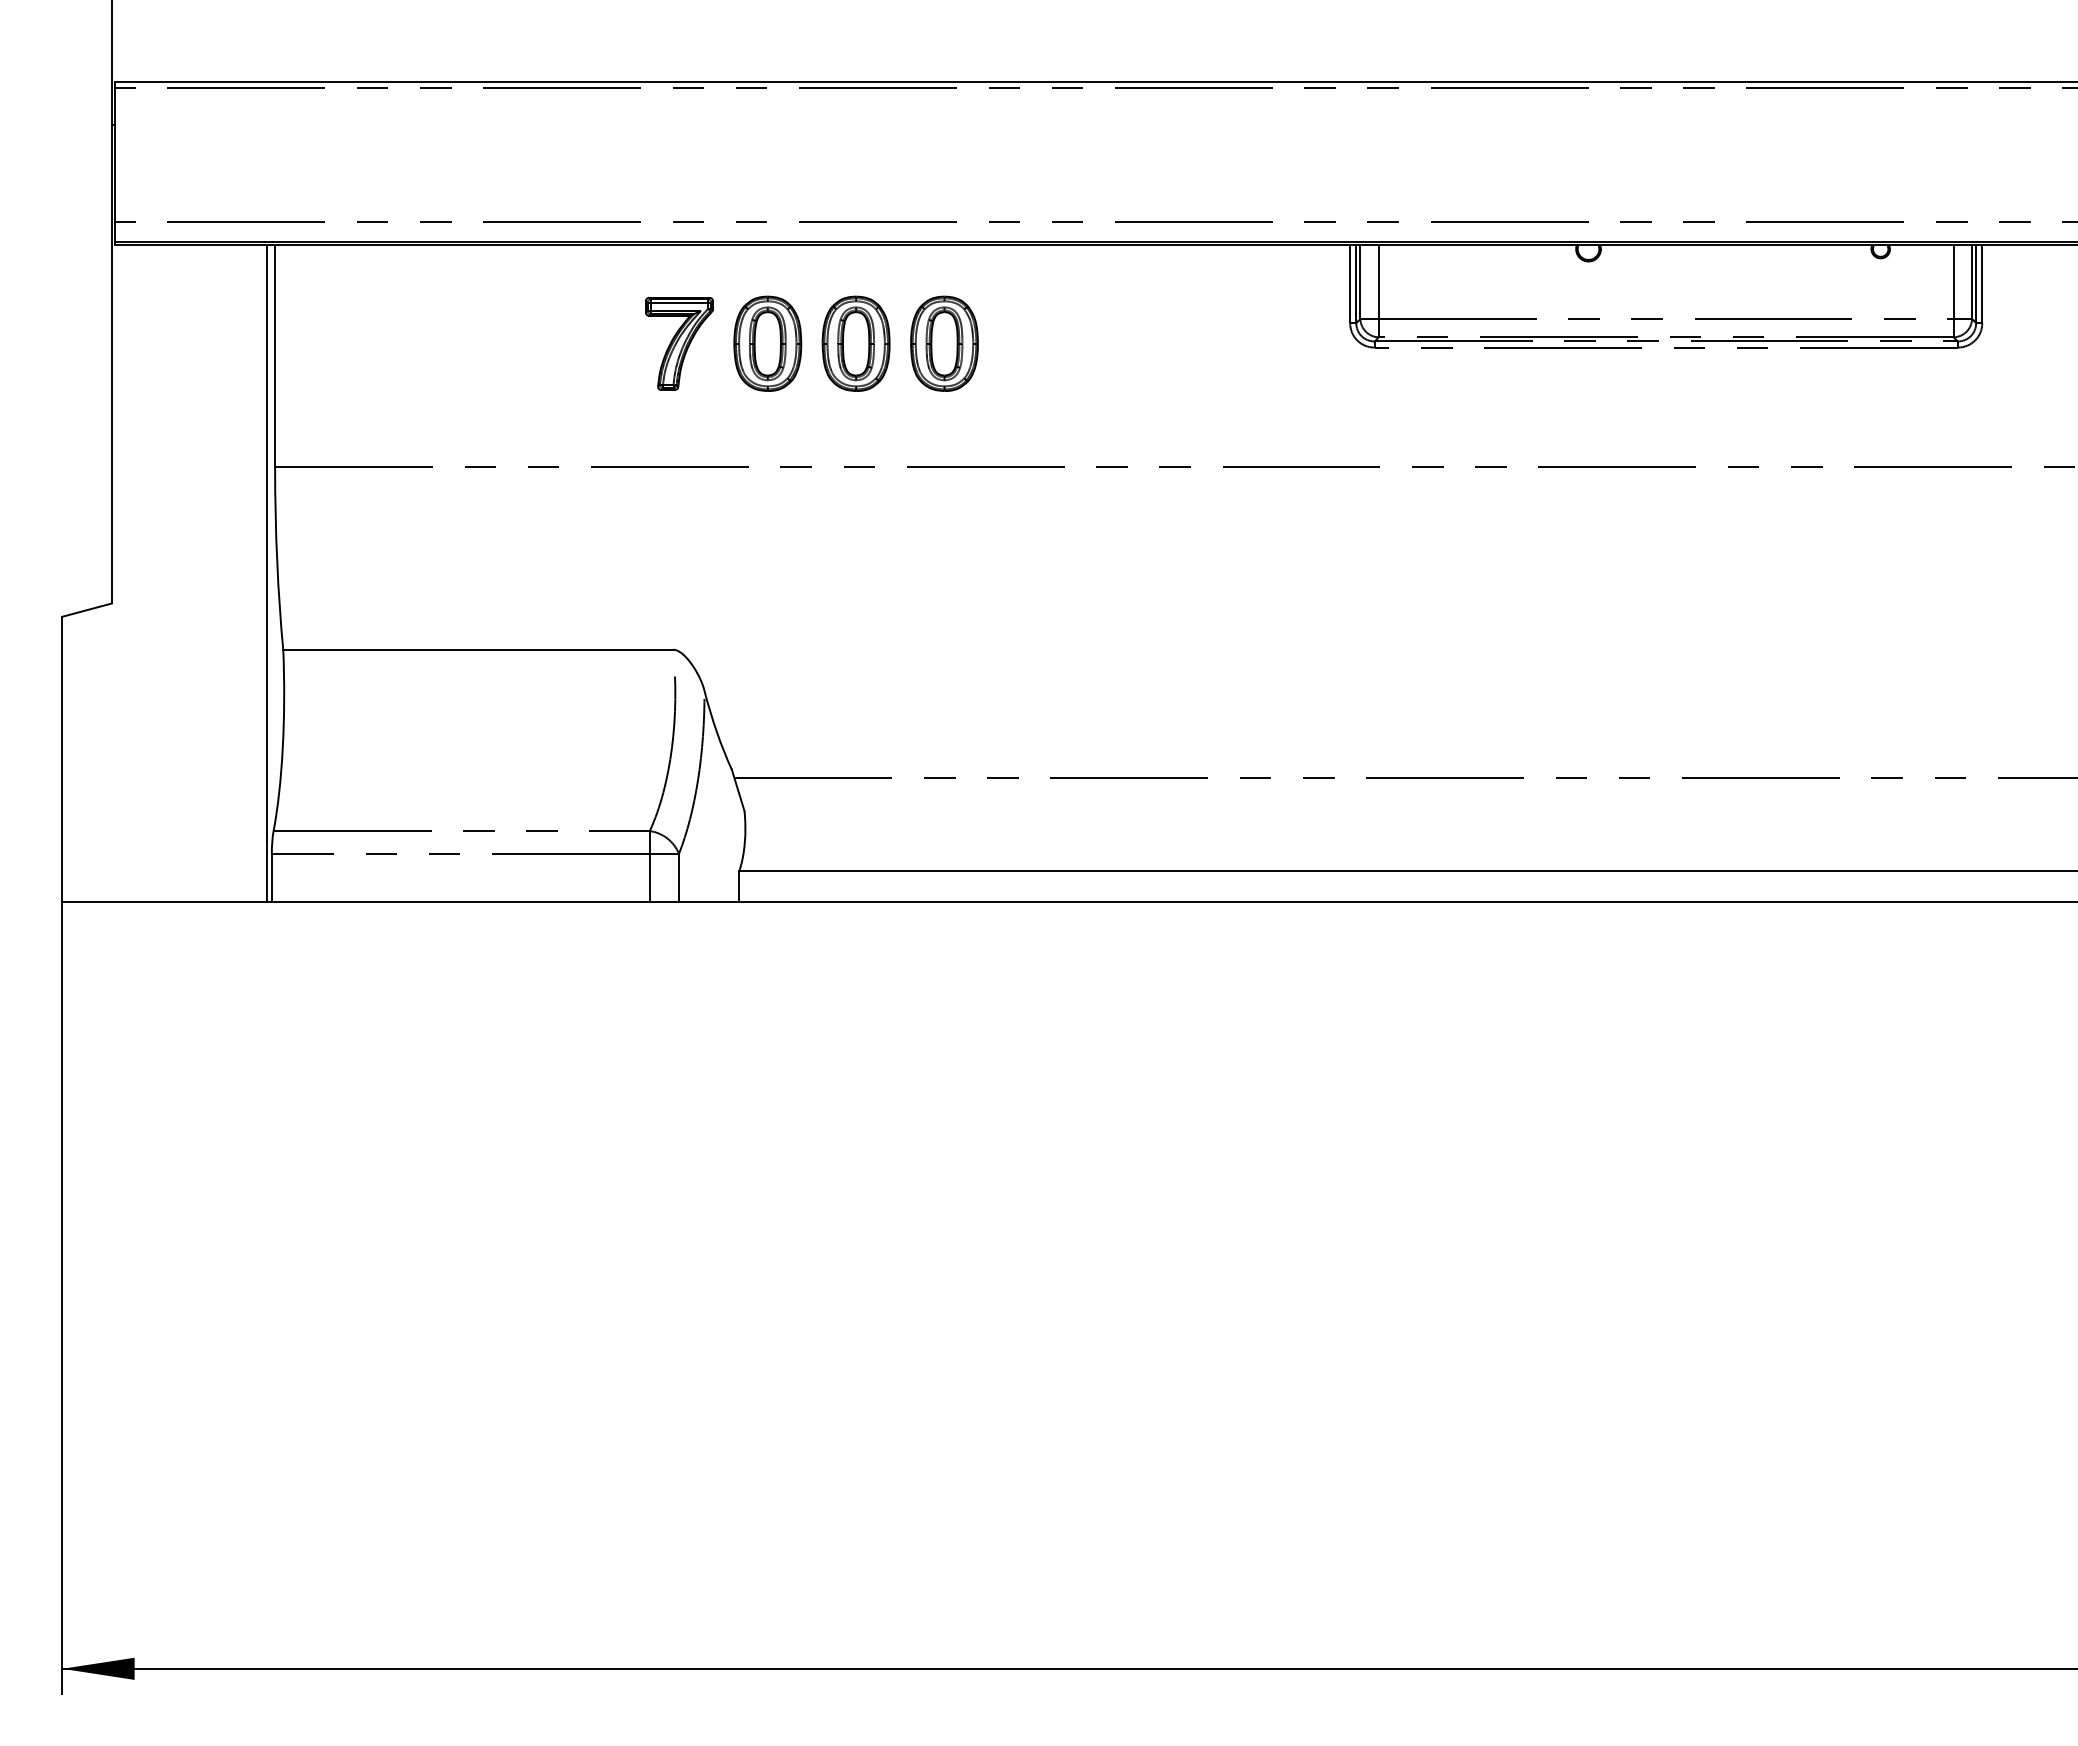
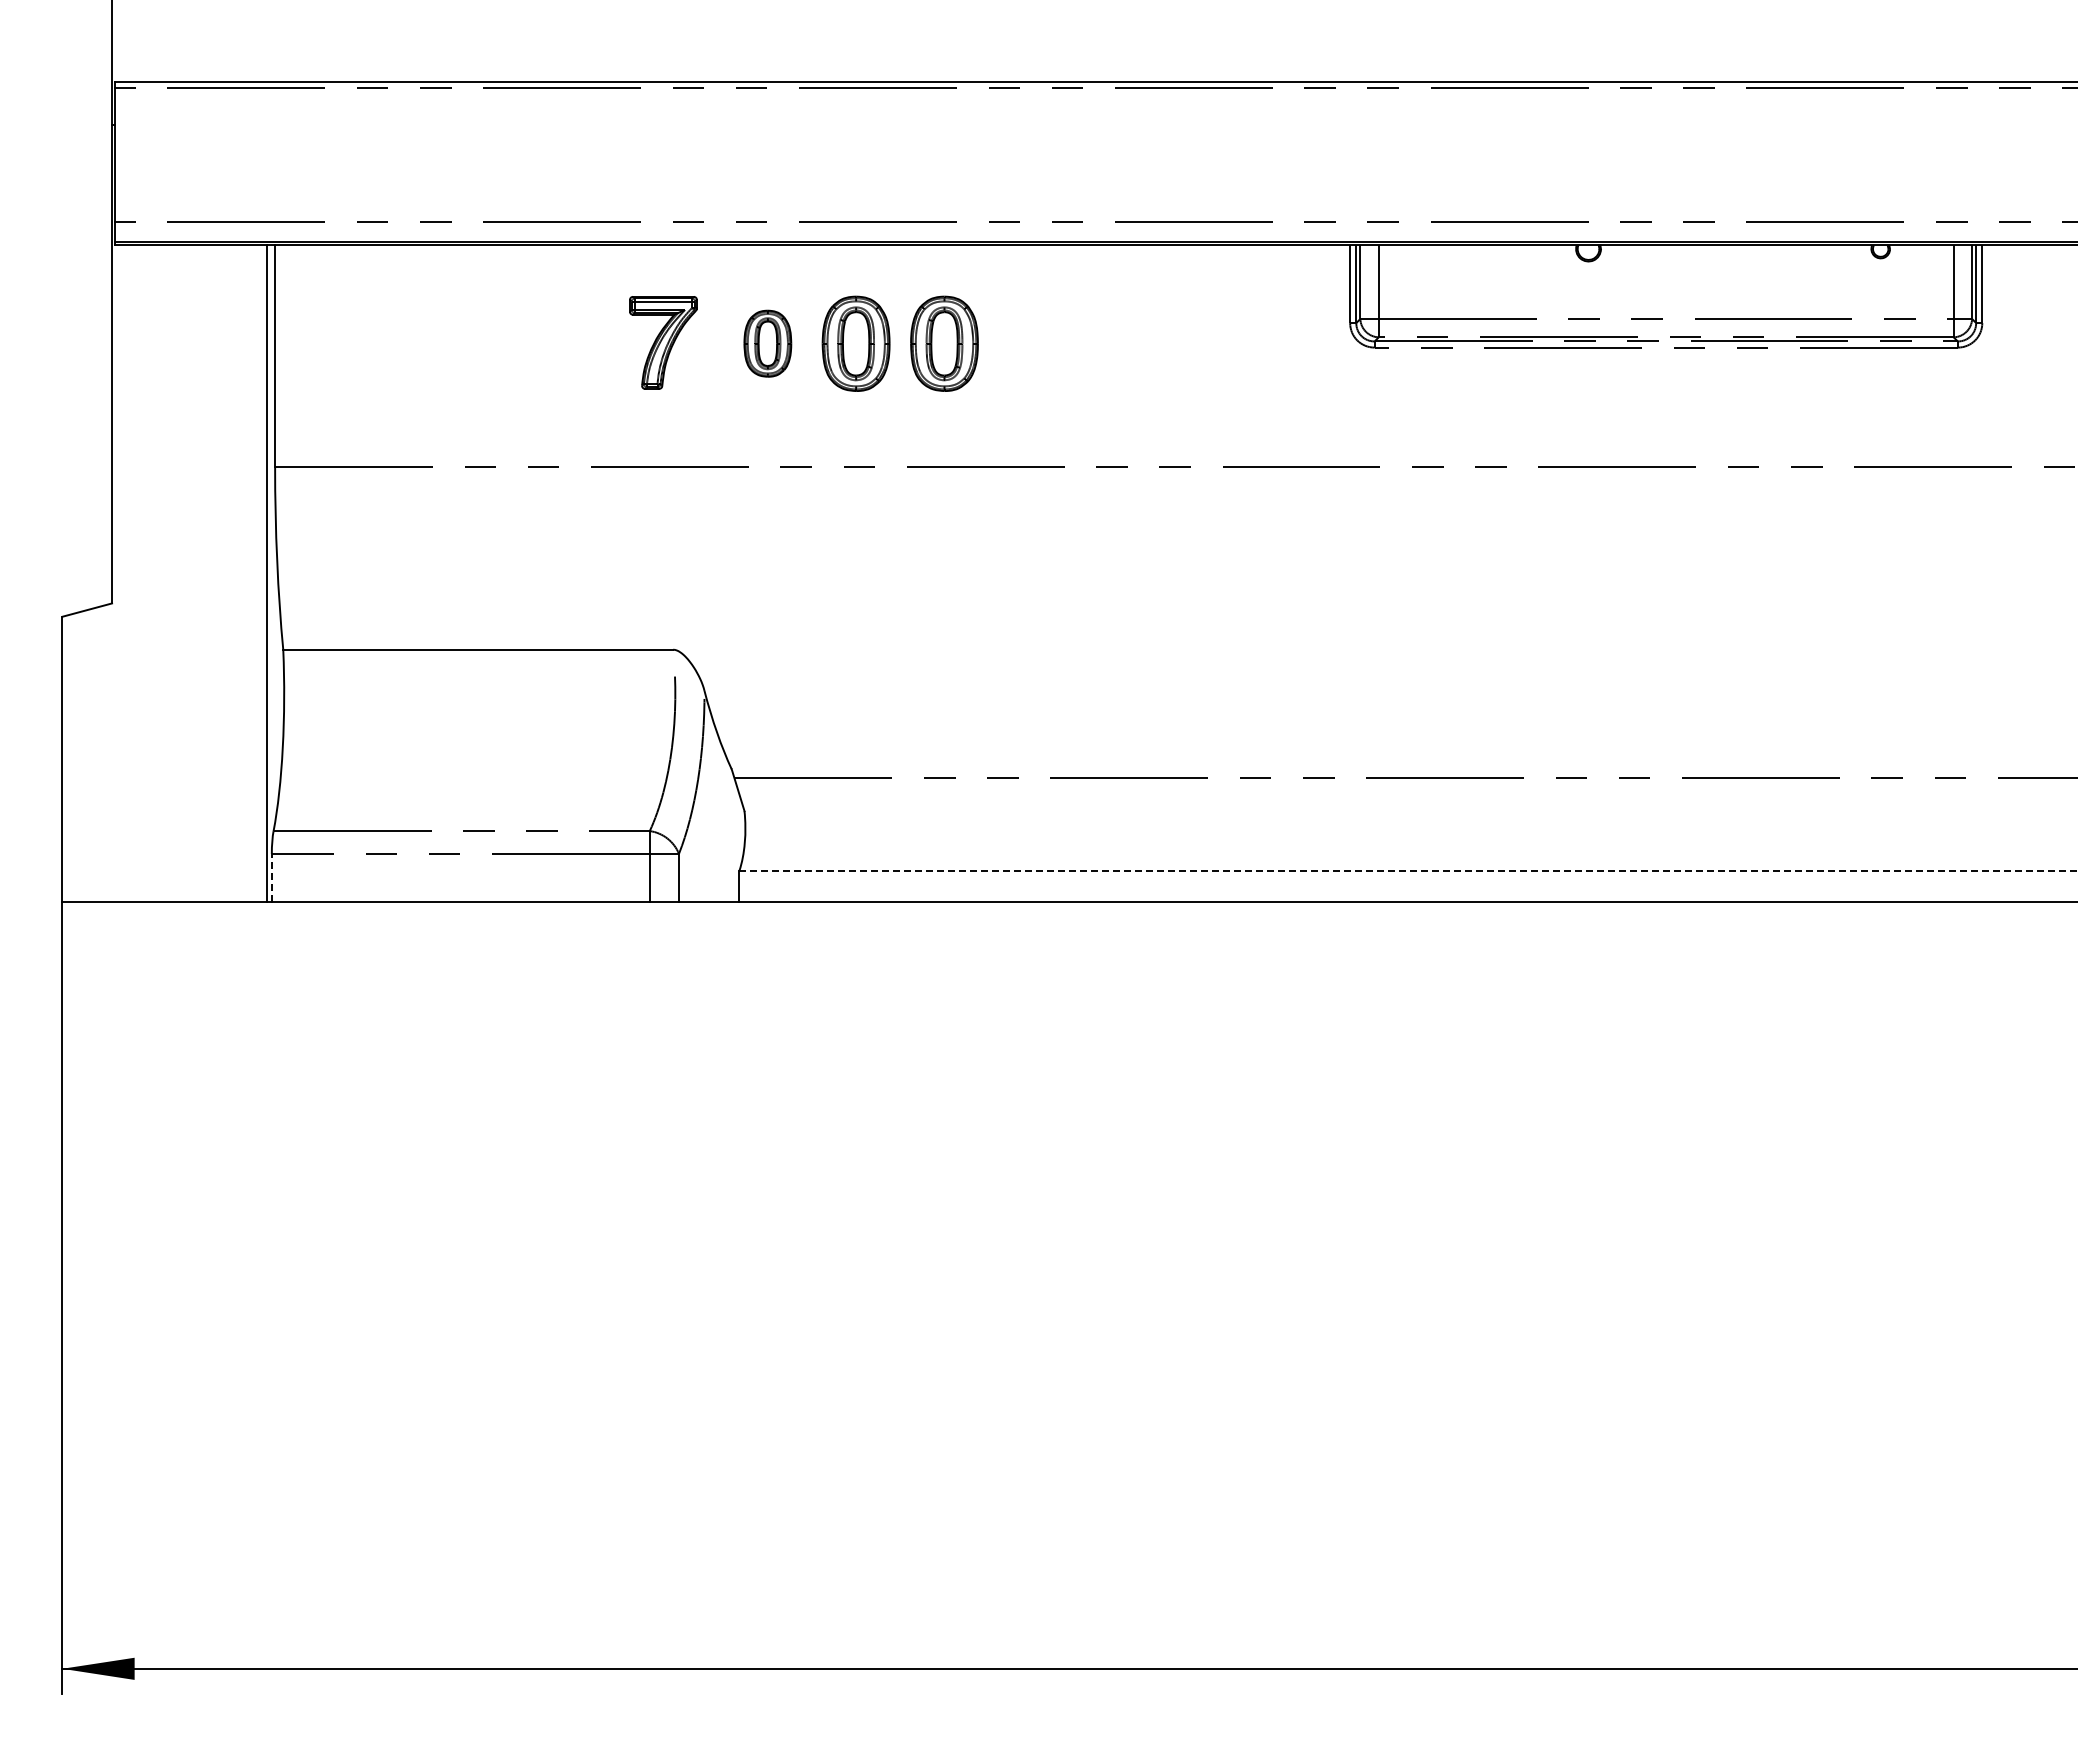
part position: (679, 343) -> (663, 342) (663, 342)
part size: 70x97 px -> 50x69 px (767, 343)
line: solid -> dashed (1408, 870)
line: solid -> dashed (271, 877)
